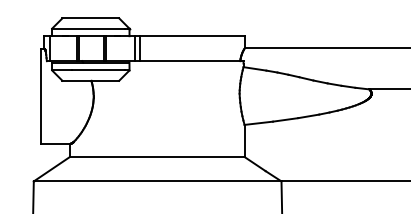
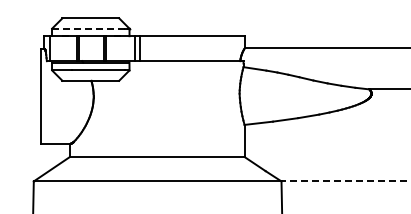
line: solid -> dashed (87, 28)
line: solid -> dashed (345, 181)
